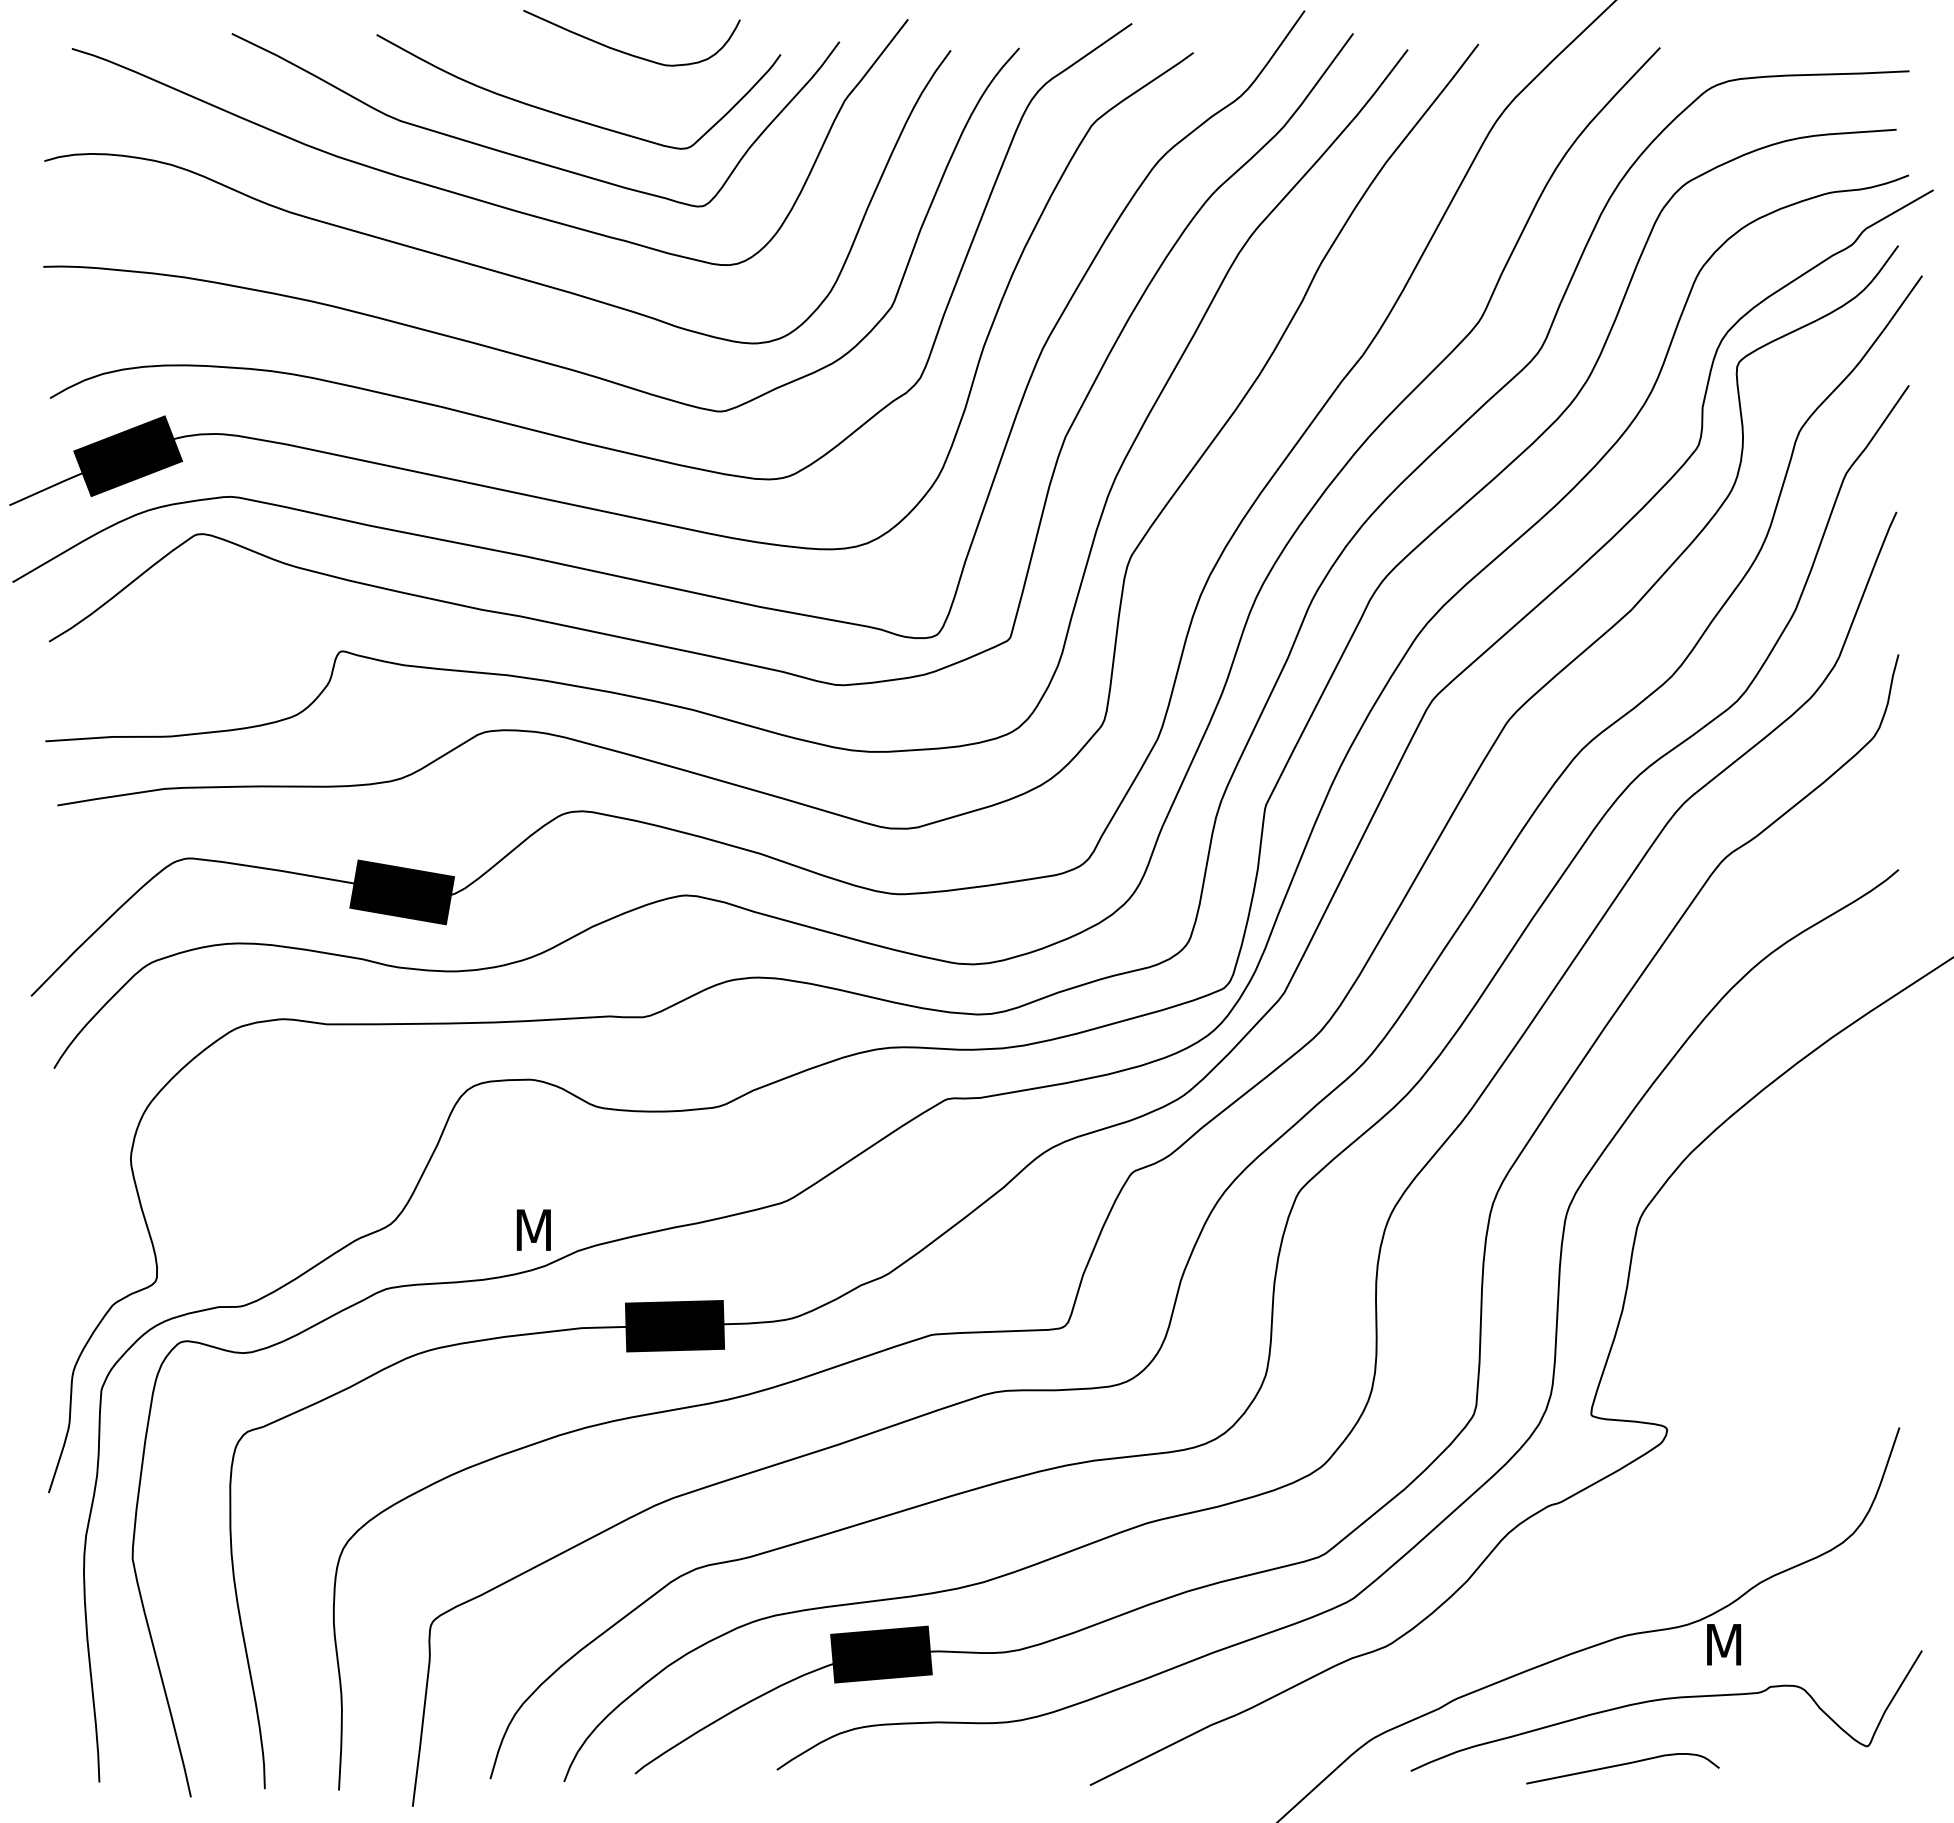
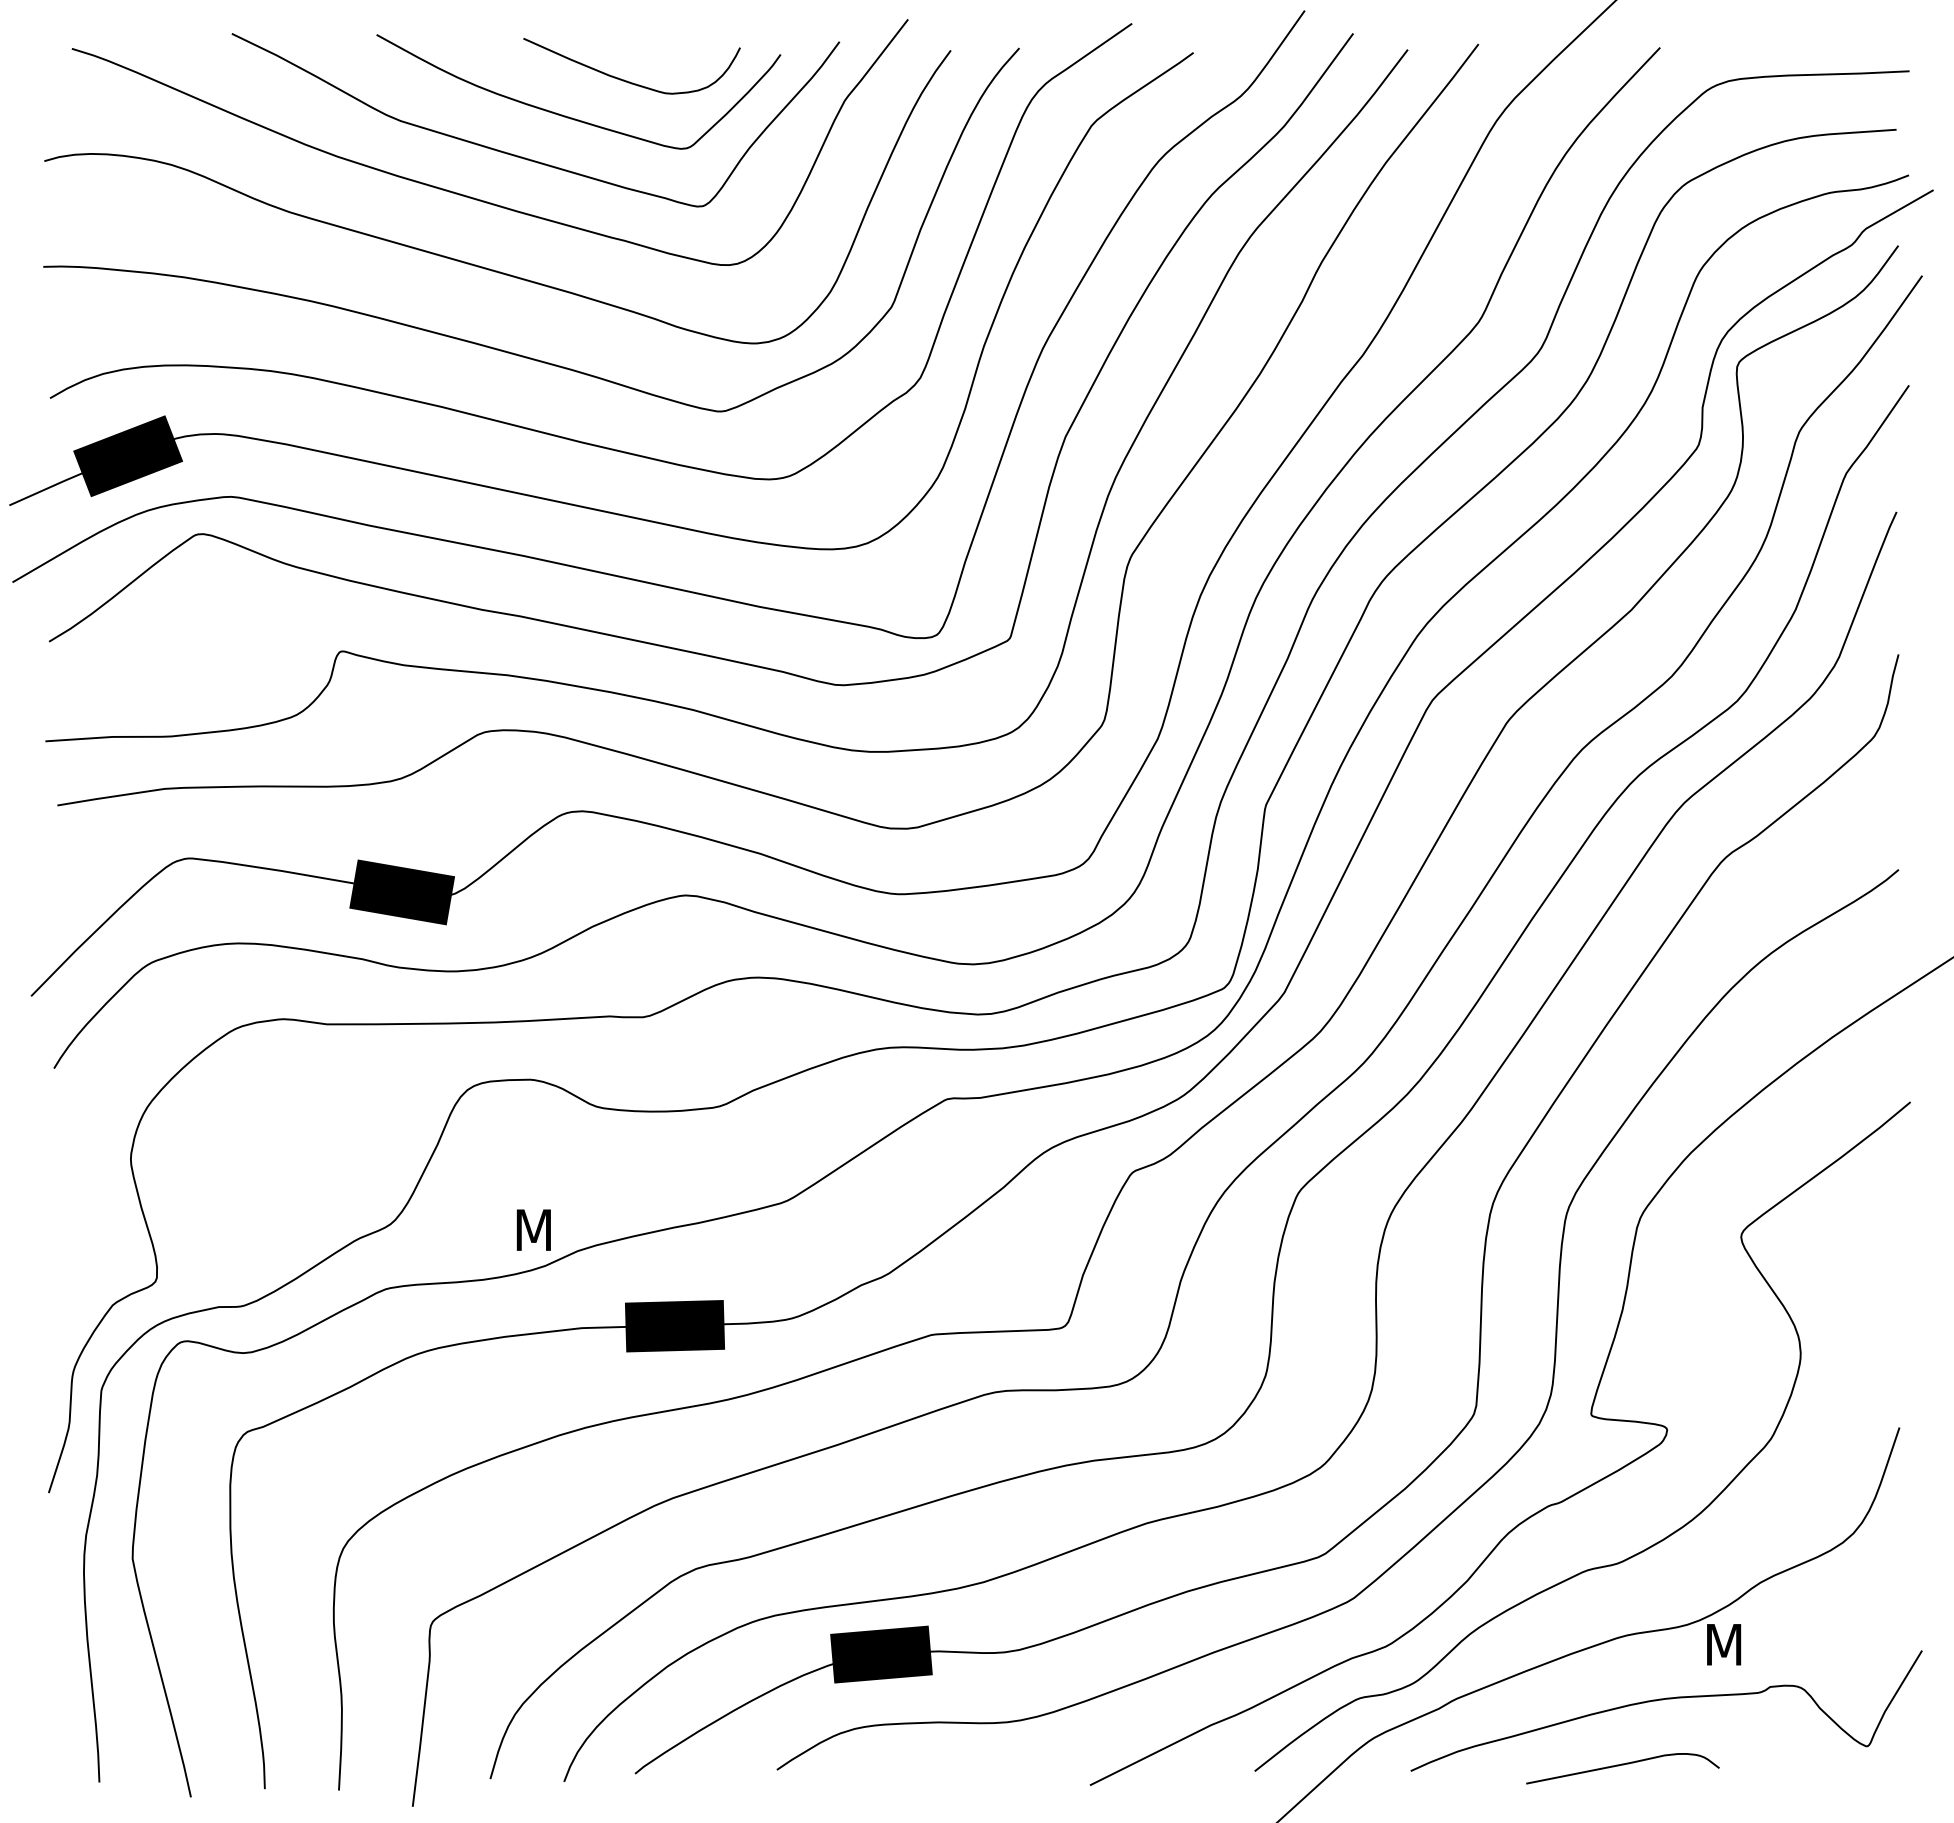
curve position: (627, 52) -> (627, 80) (627, 80)
curve: none -> present (1645, 1548)
